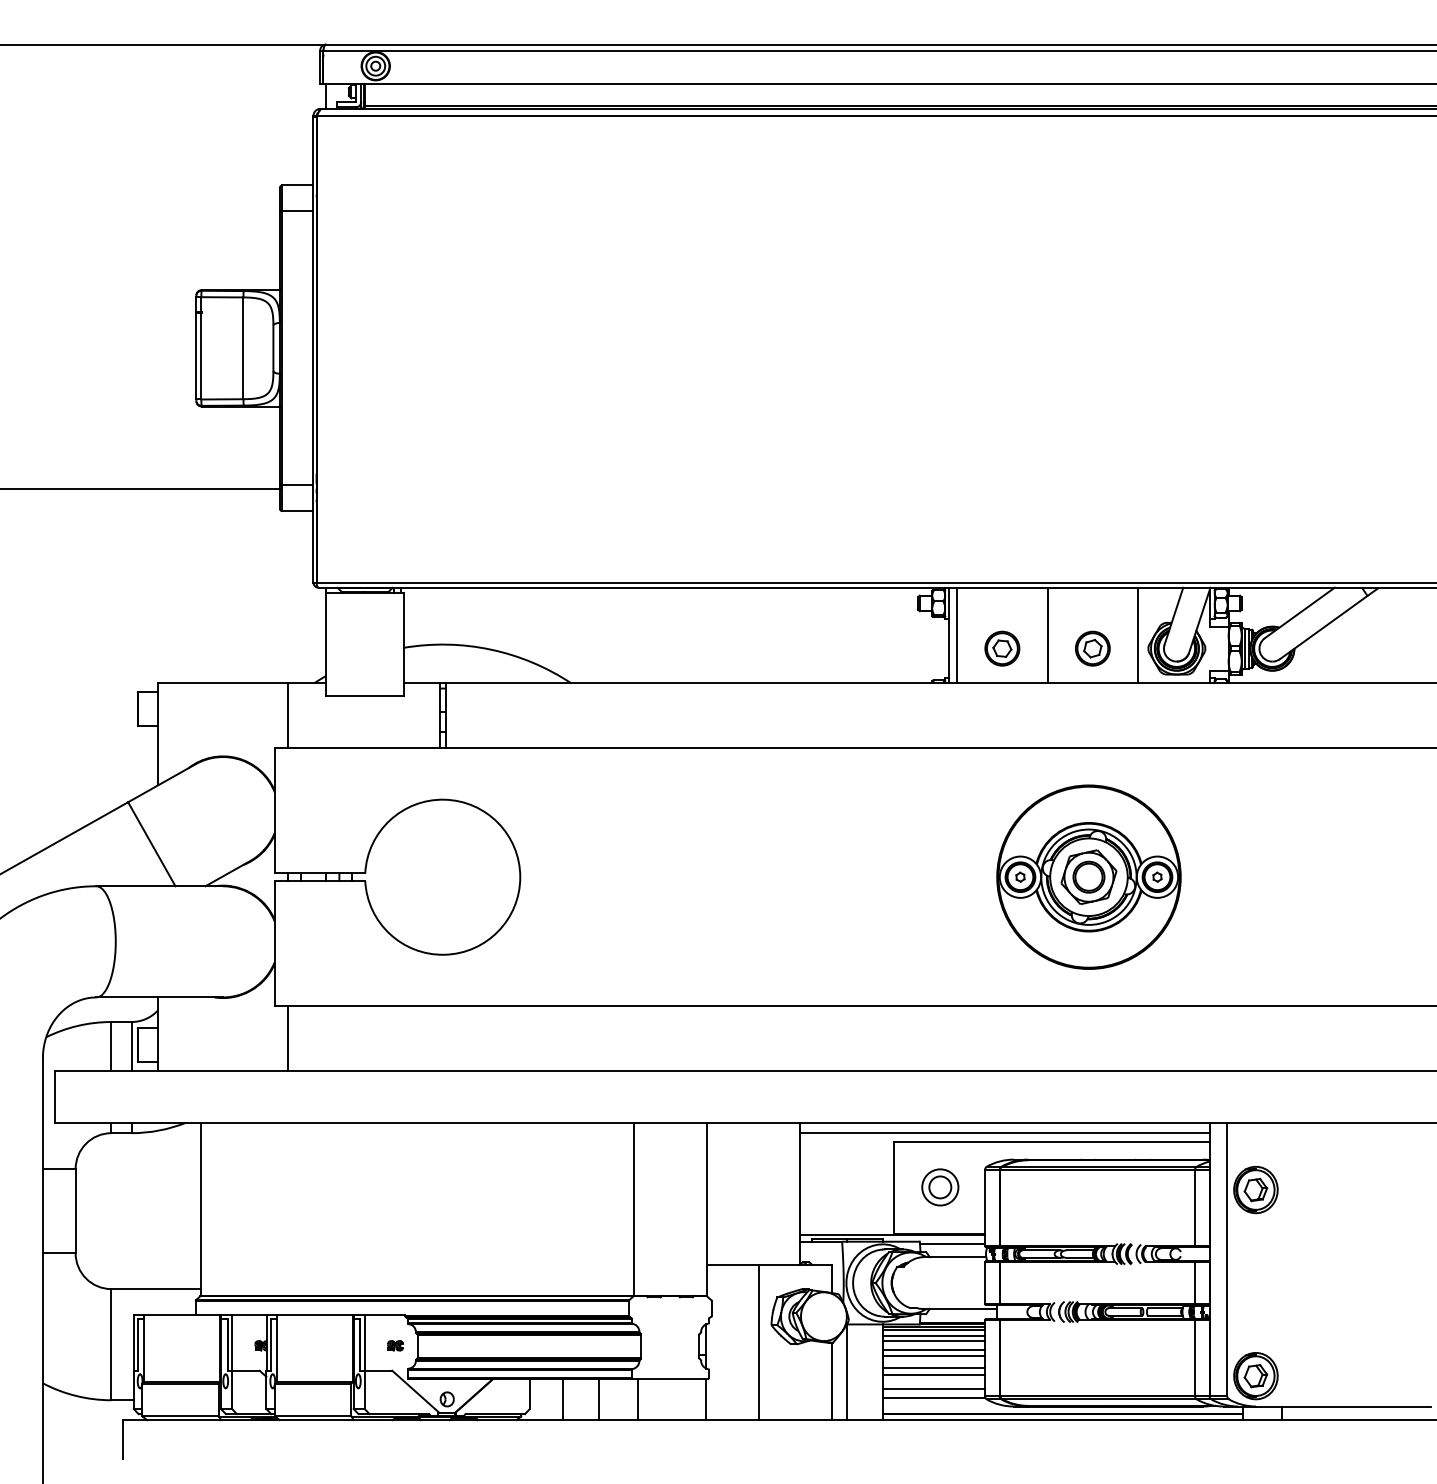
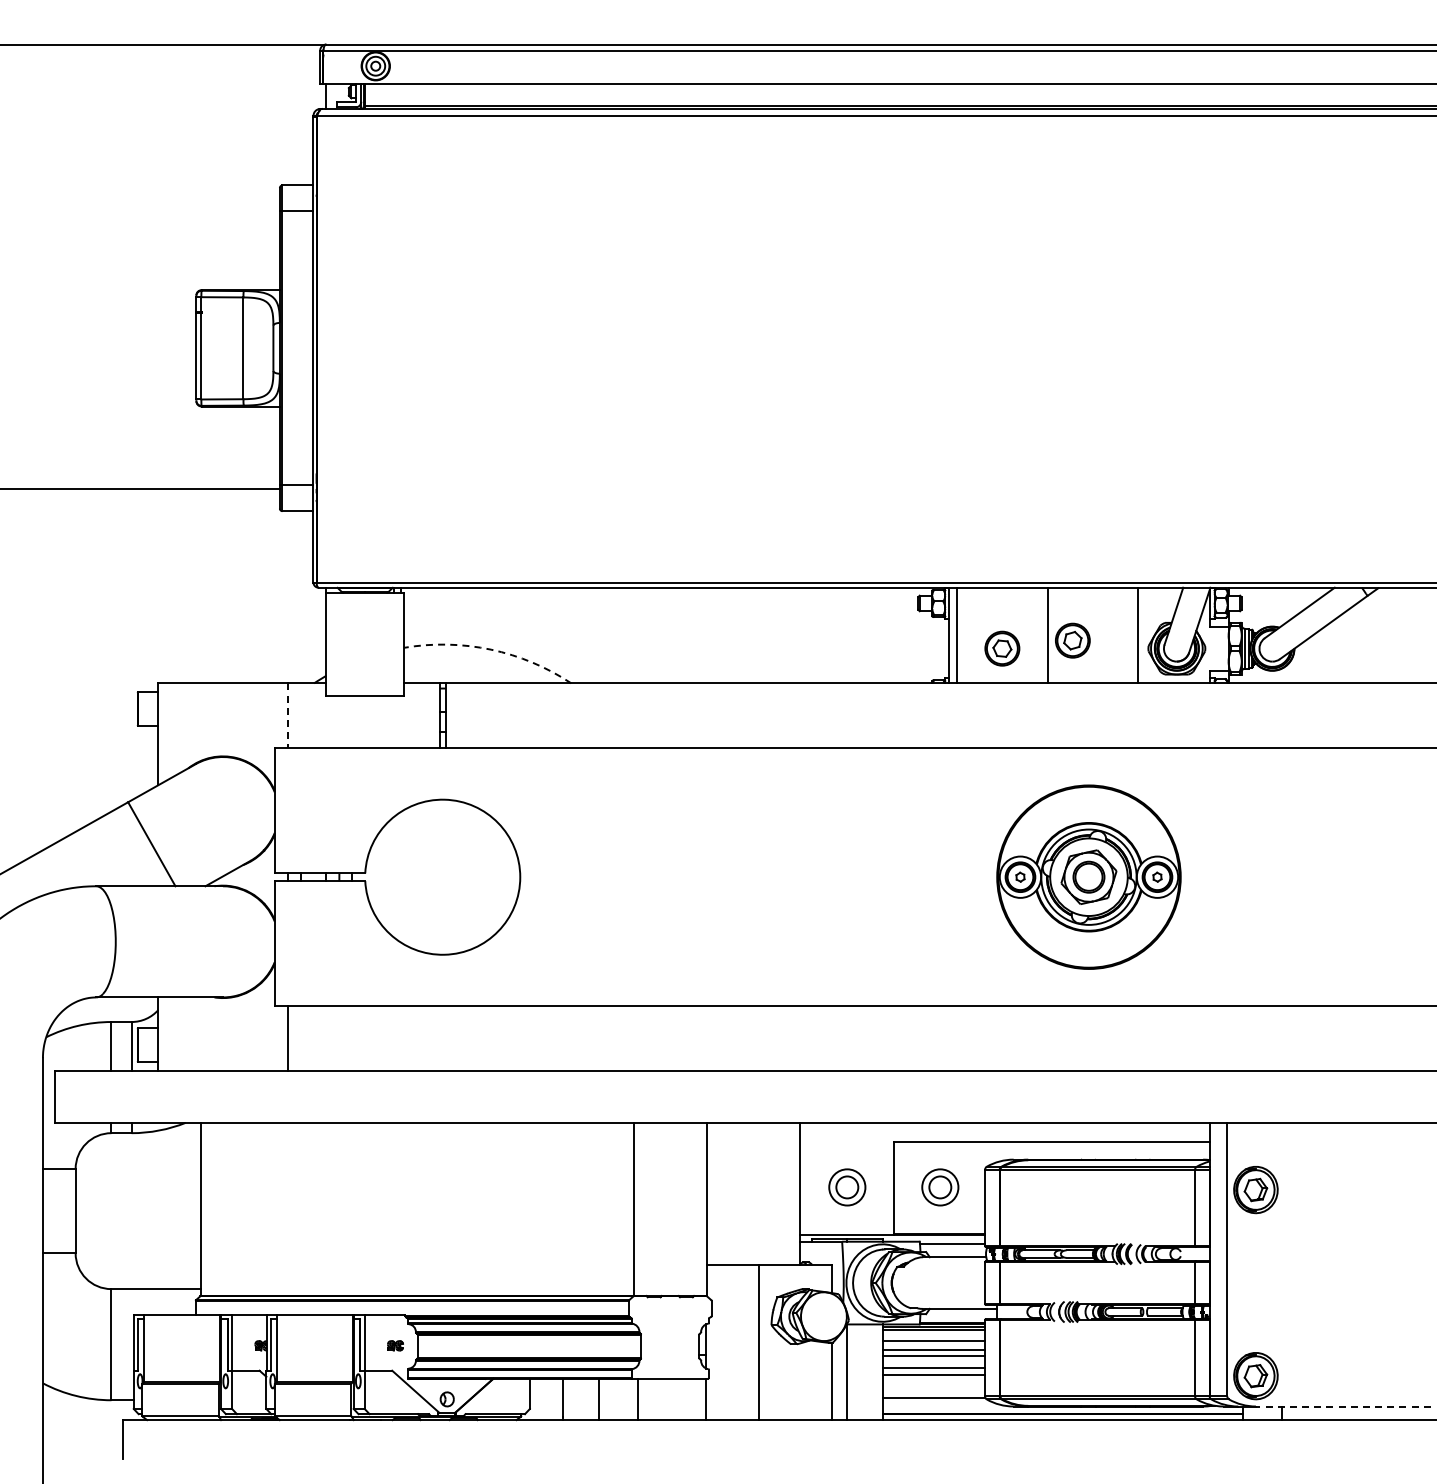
part position: (1092, 648) -> (1072, 640) (1072, 640)
arc: solid -> dashed (491, 649)
line: solid -> dashed (287, 716)
line: present -> none (1004, 1133)
part: none -> present (847, 1187)
line: present -> none (934, 1336)
line: present -> none (934, 1389)
line: solid -> dashed (1342, 1406)
